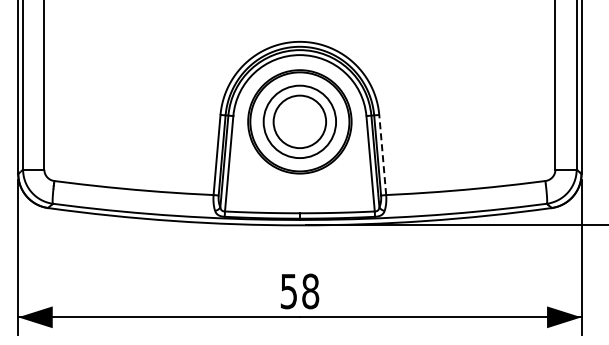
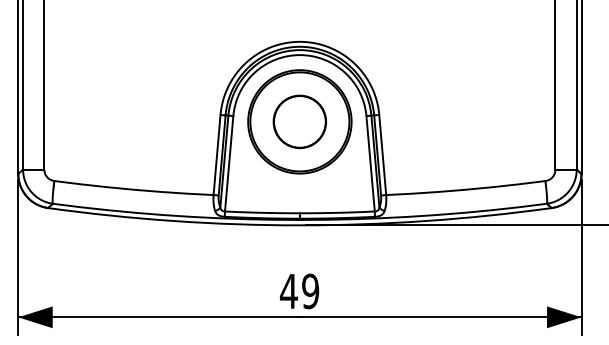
circle diameter: 72 px -> 52 px (299, 121)
line: dashed -> solid (382, 154)
text: 58 -> 49 (299, 291)
